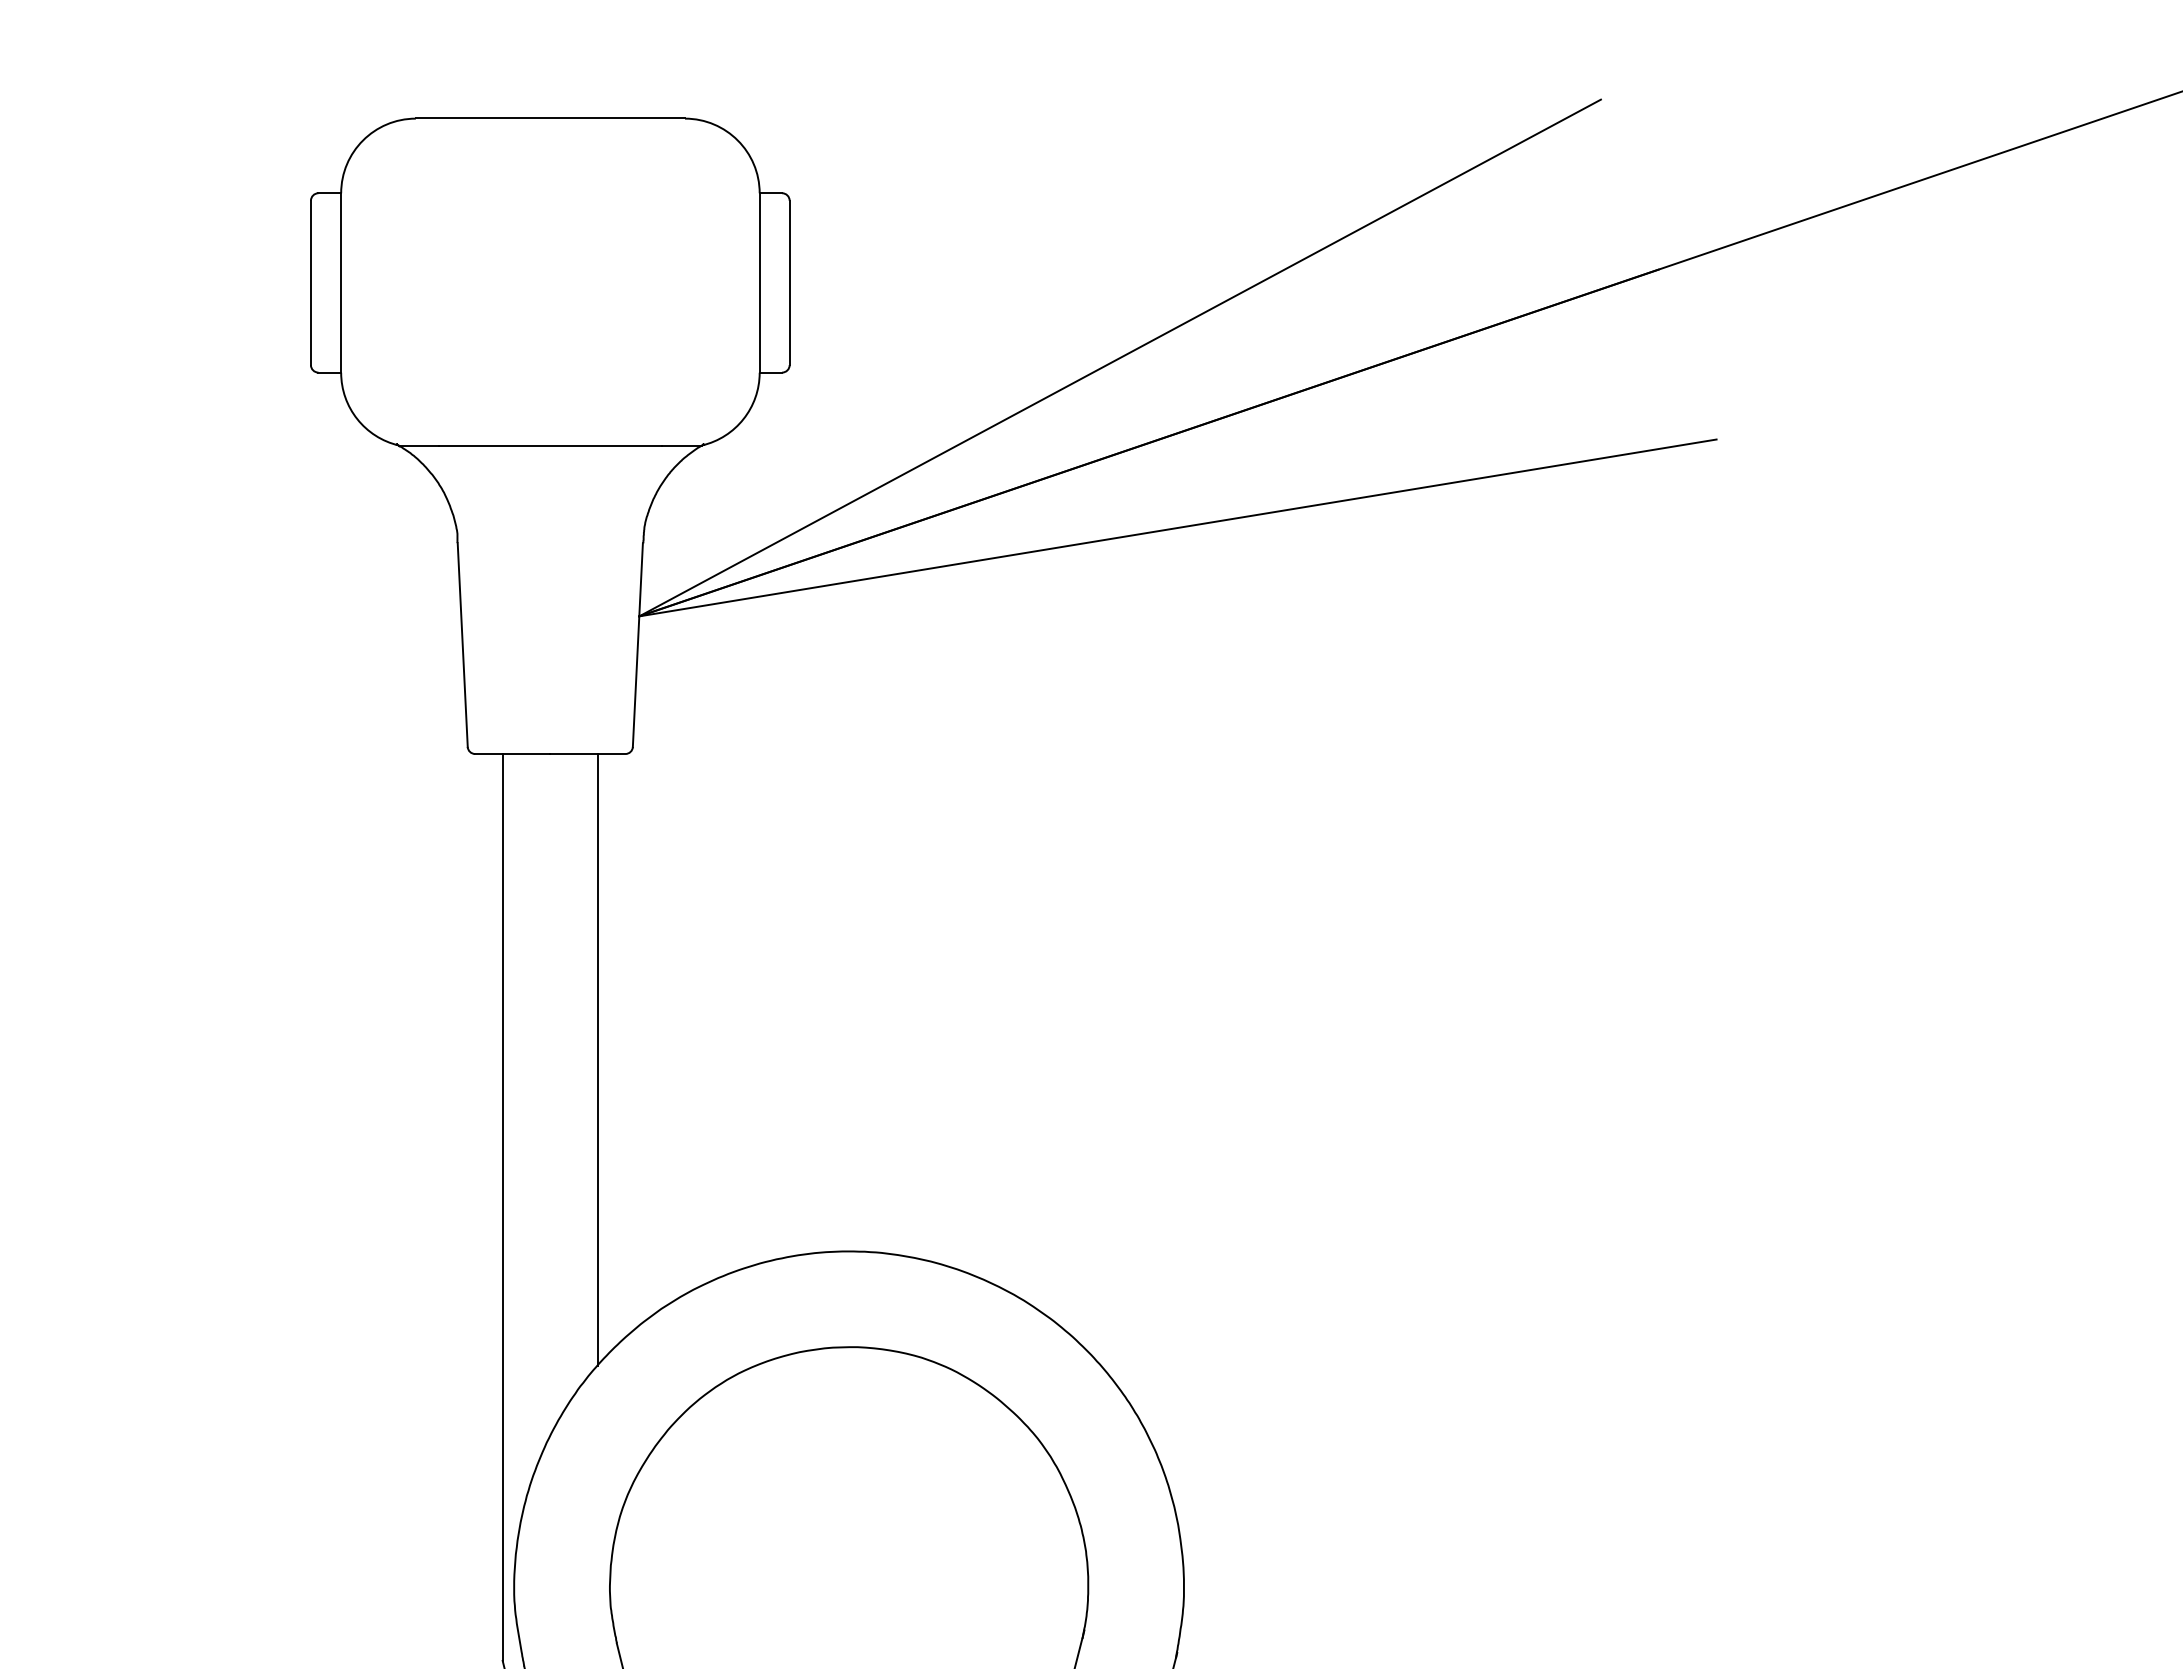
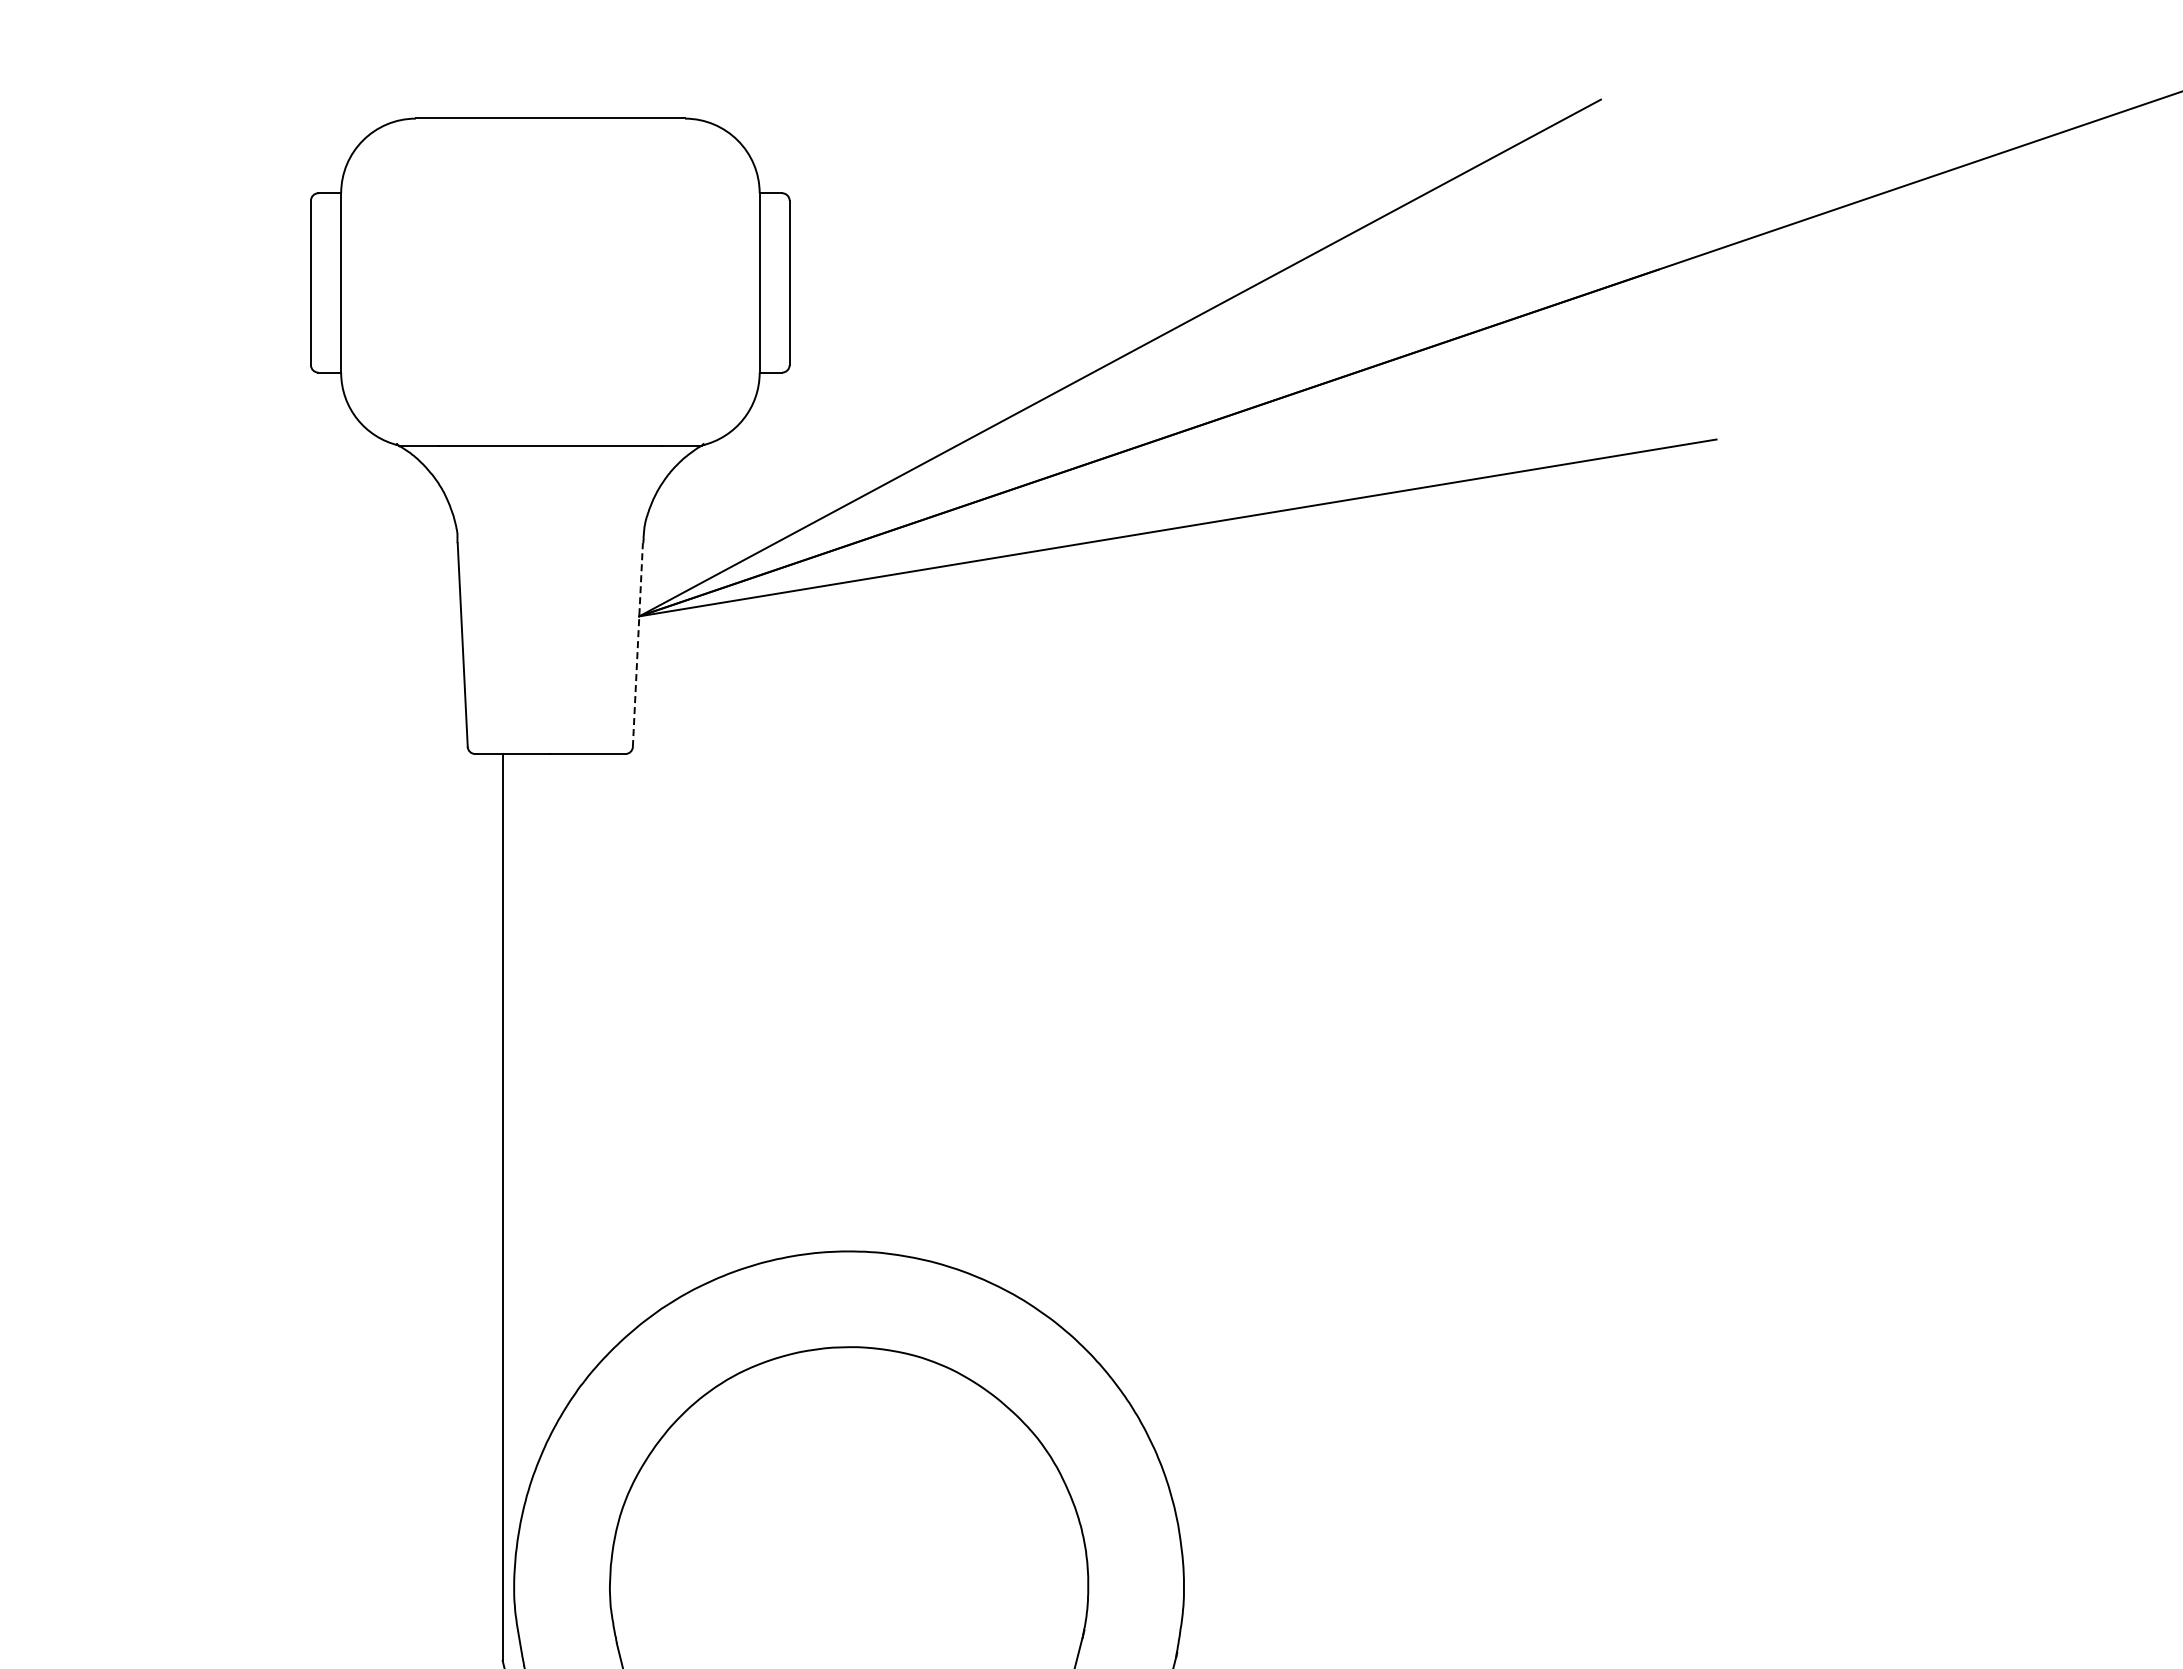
line: solid -> dashed (637, 644)
line: present -> none (598, 1059)
